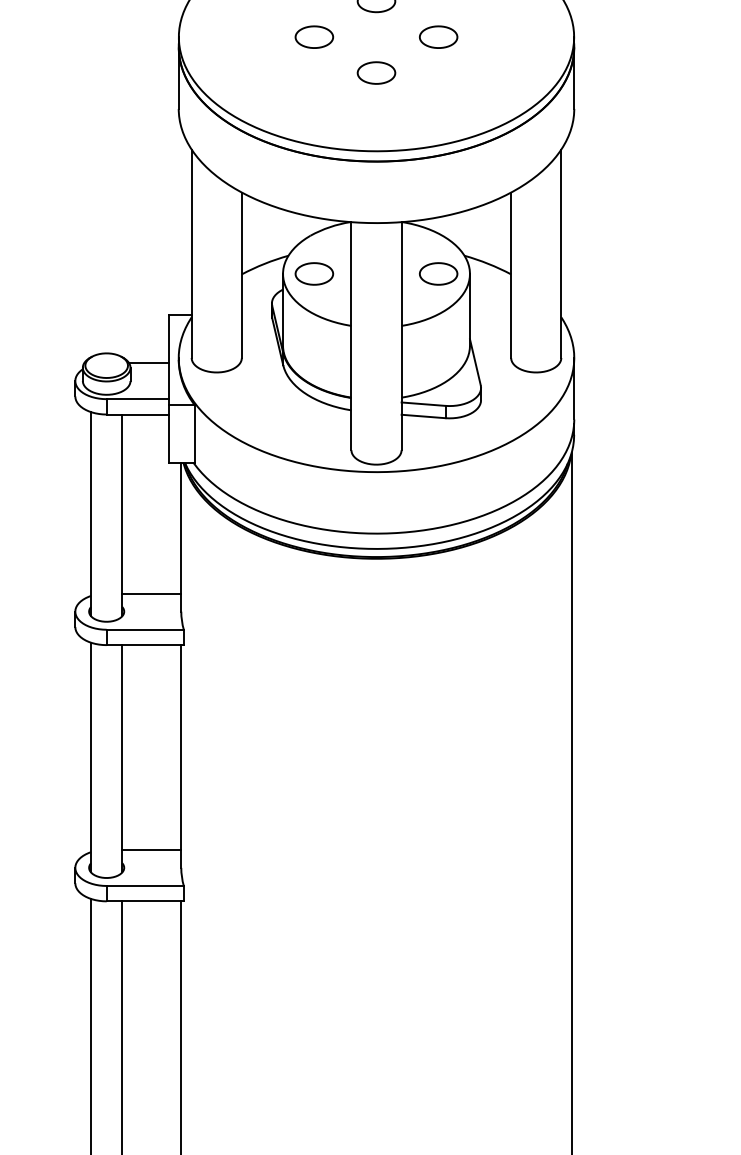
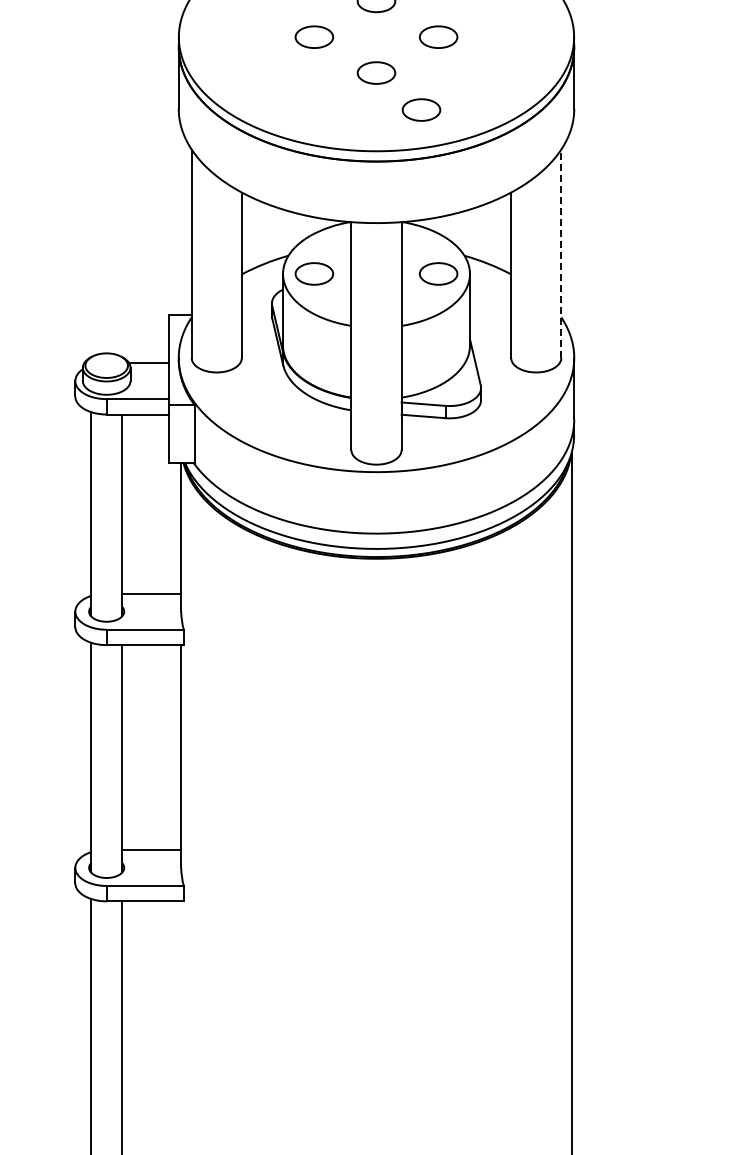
part: none -> present (421, 109)
line: solid -> dashed (561, 253)
line: present -> none (181, 1026)
